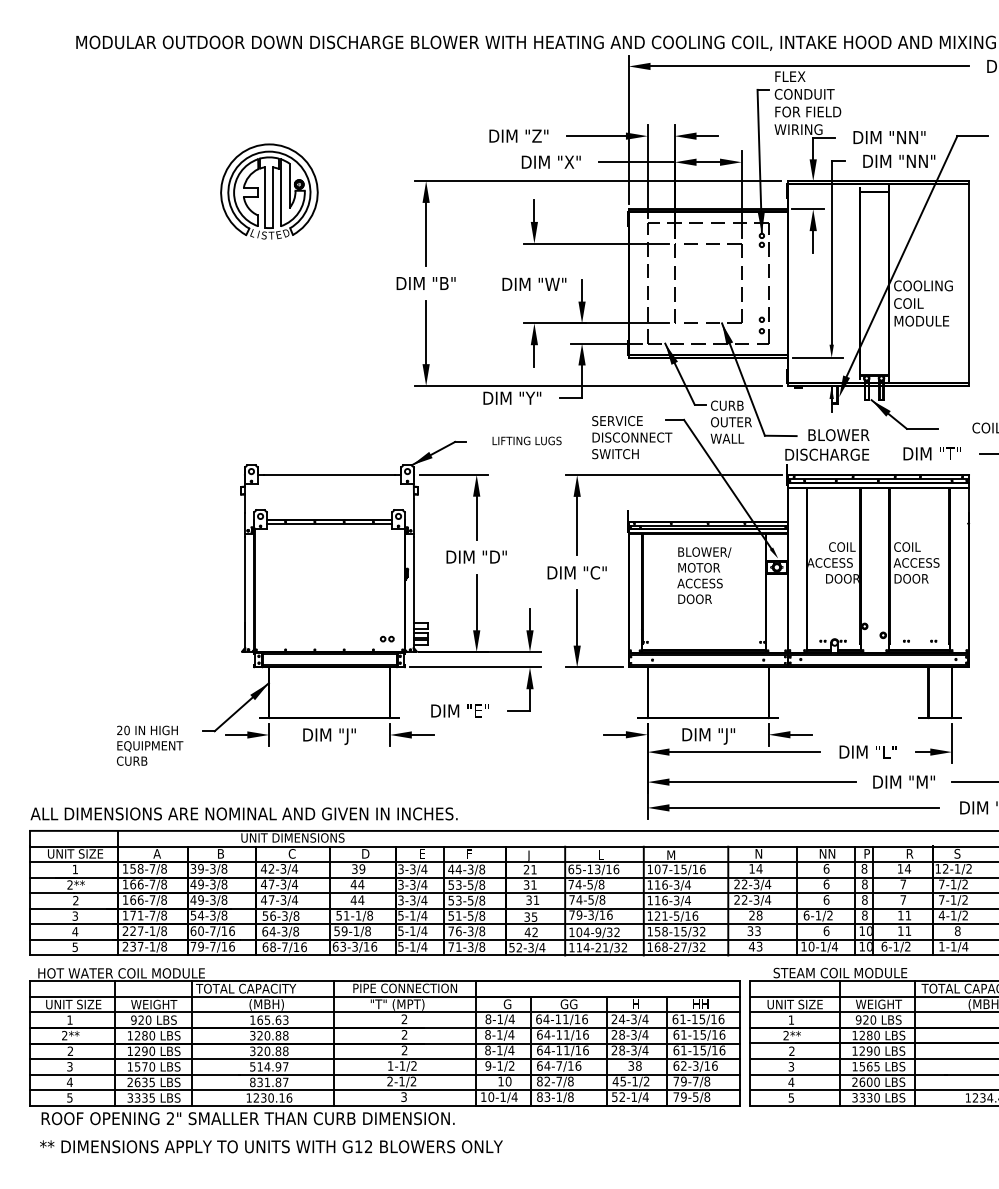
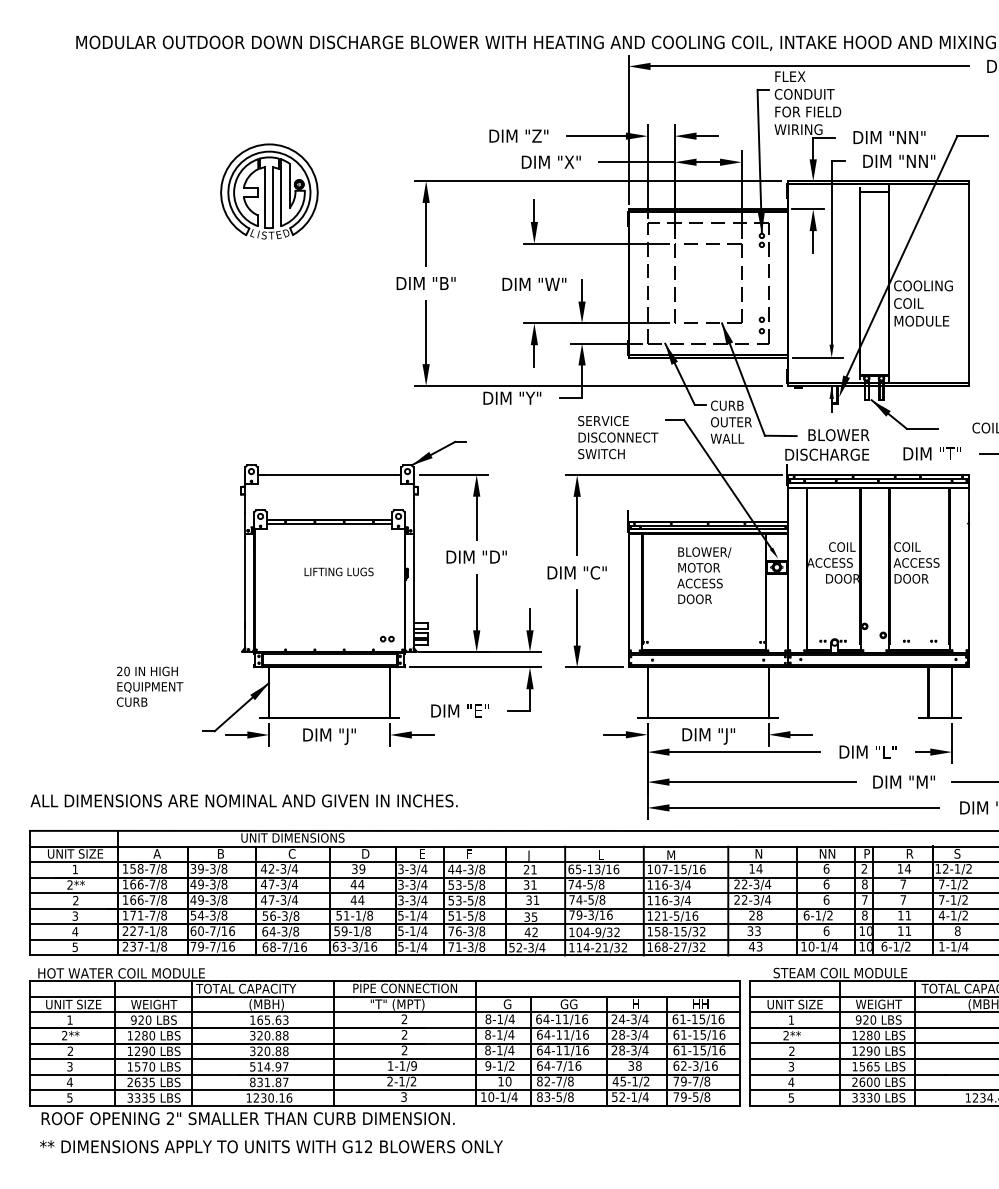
text position: (632, 437) -> (618, 437) (618, 437)
text position: (526, 440) -> (338, 571) (338, 571)
text position: (150, 745) -> (150, 686) (150, 686)
text position: (243, 813) -> (243, 800) (243, 800)
text: 8 -> 2 (864, 868)
text: 8 -> 7 (864, 899)
text: 1-1/2 -> 1-1/9 (413, 1065)
text: 83-1/8 -> 83-5/8 (558, 1097)
